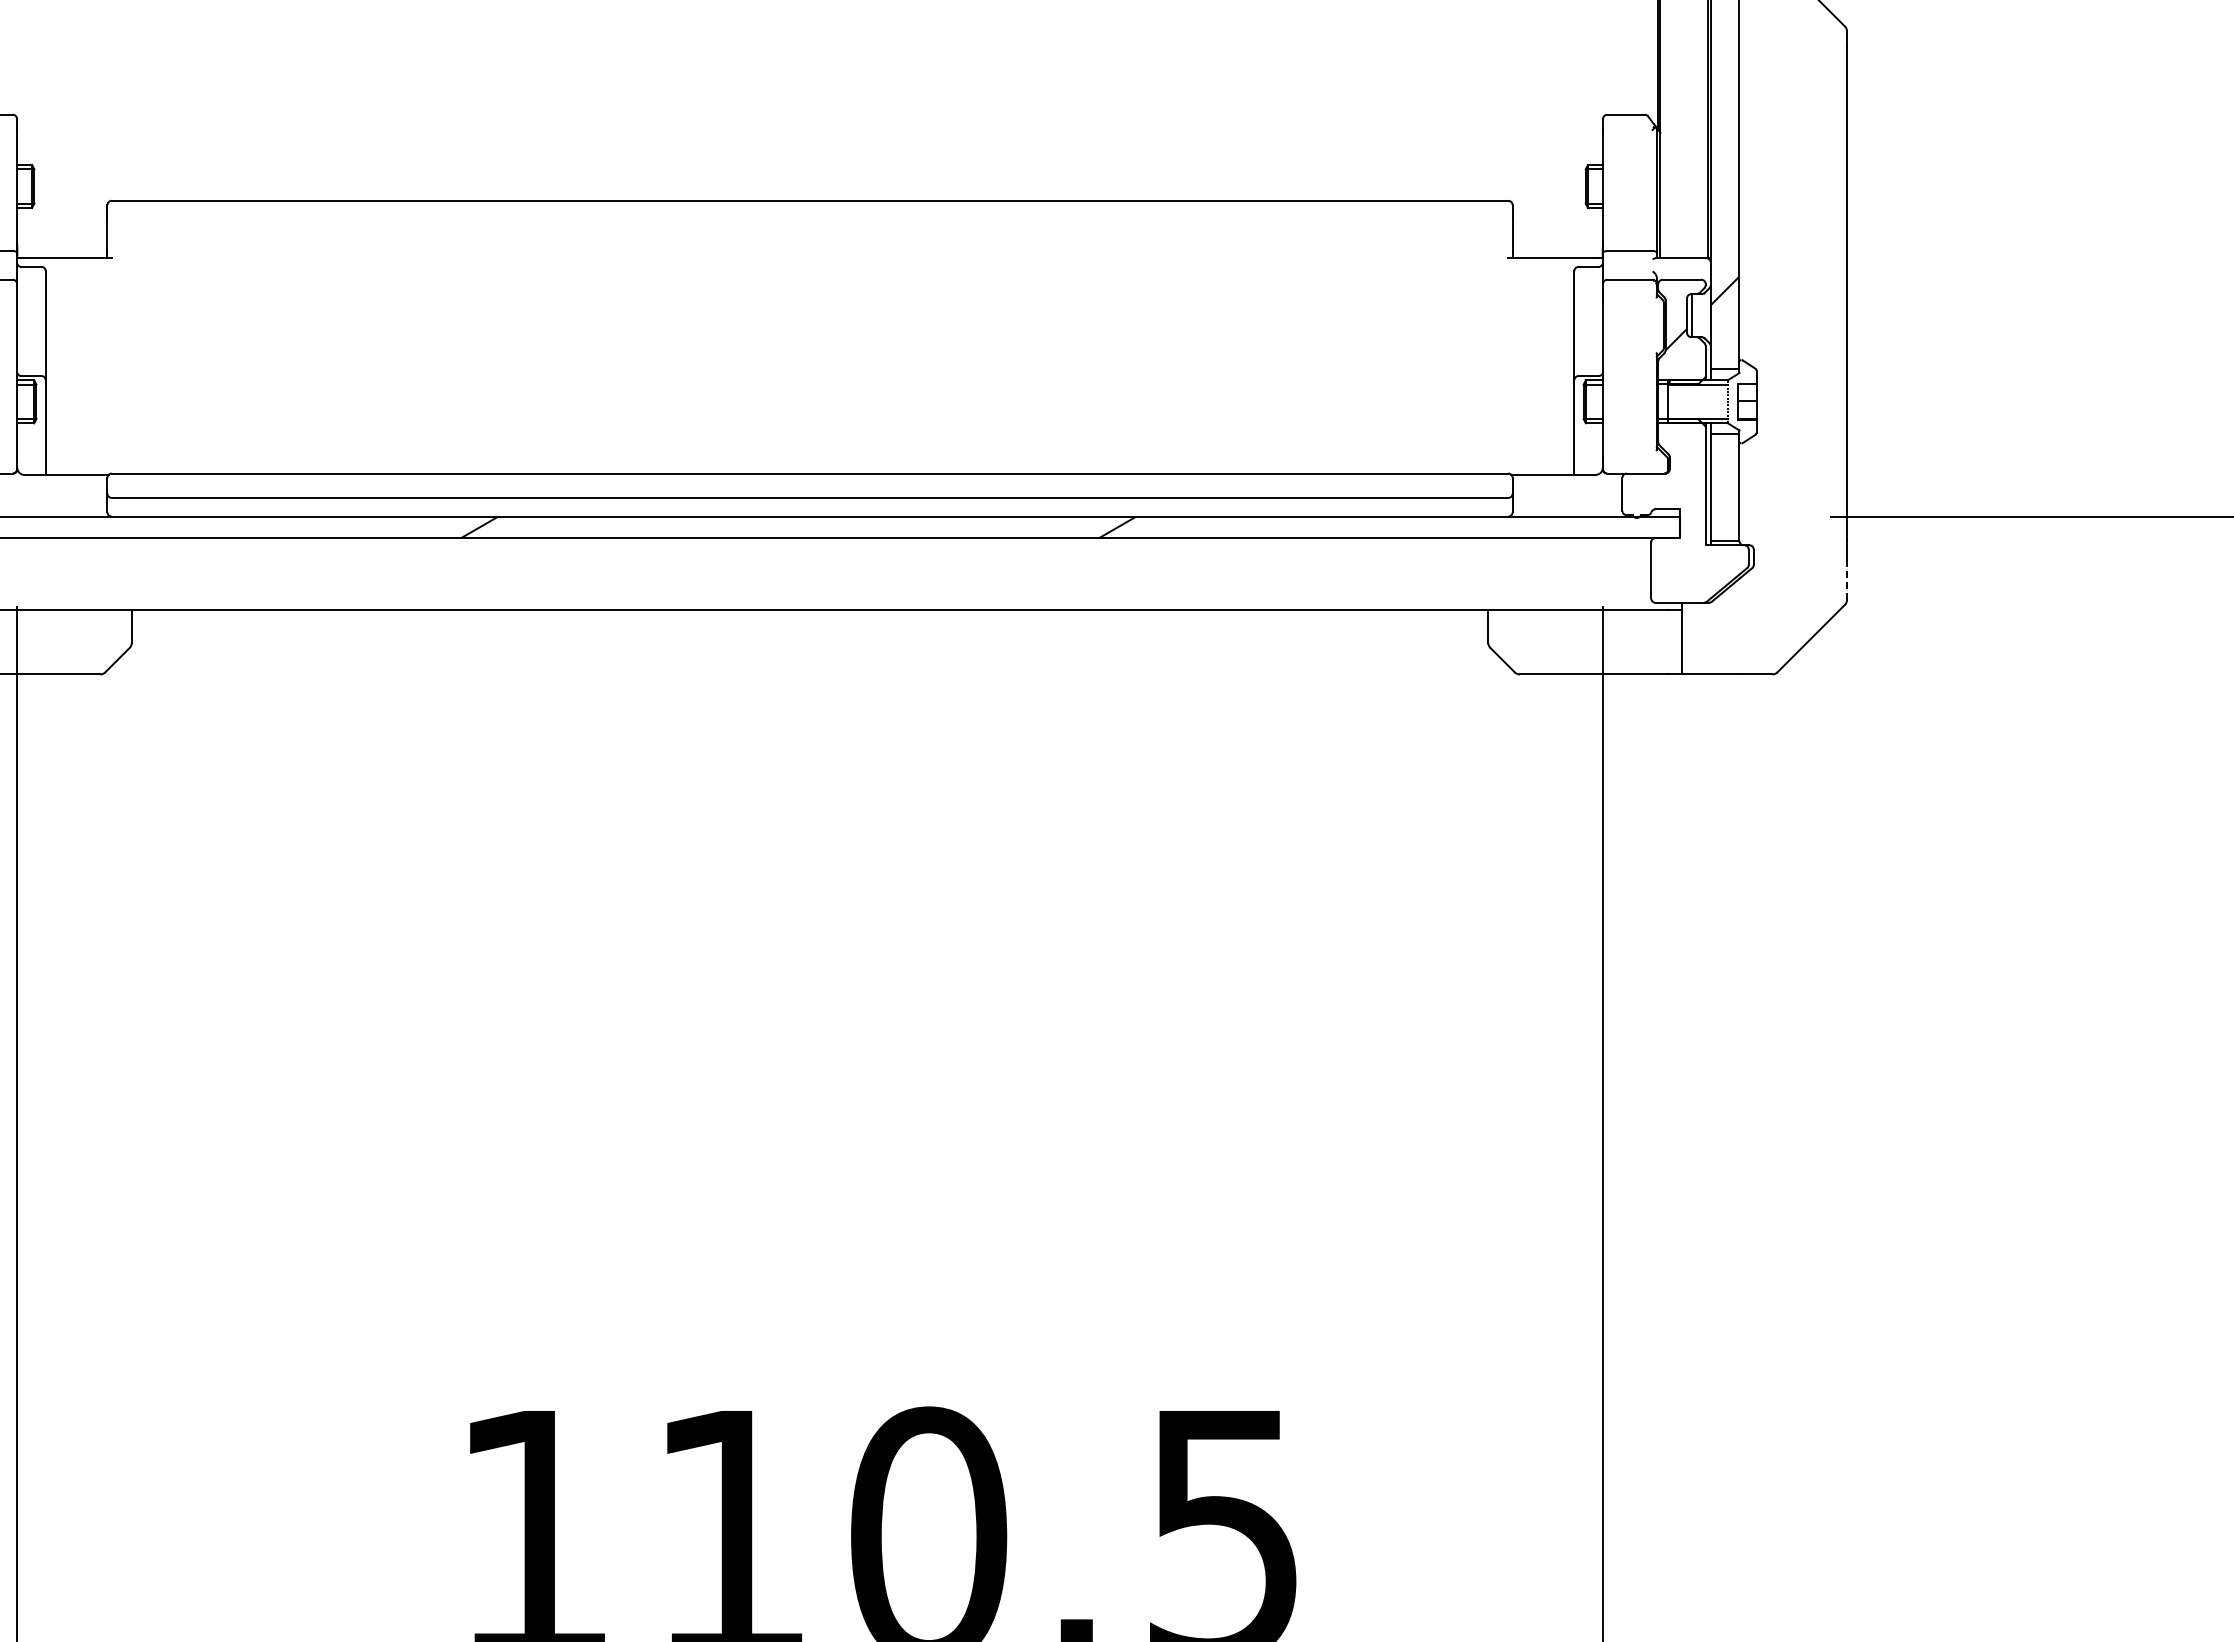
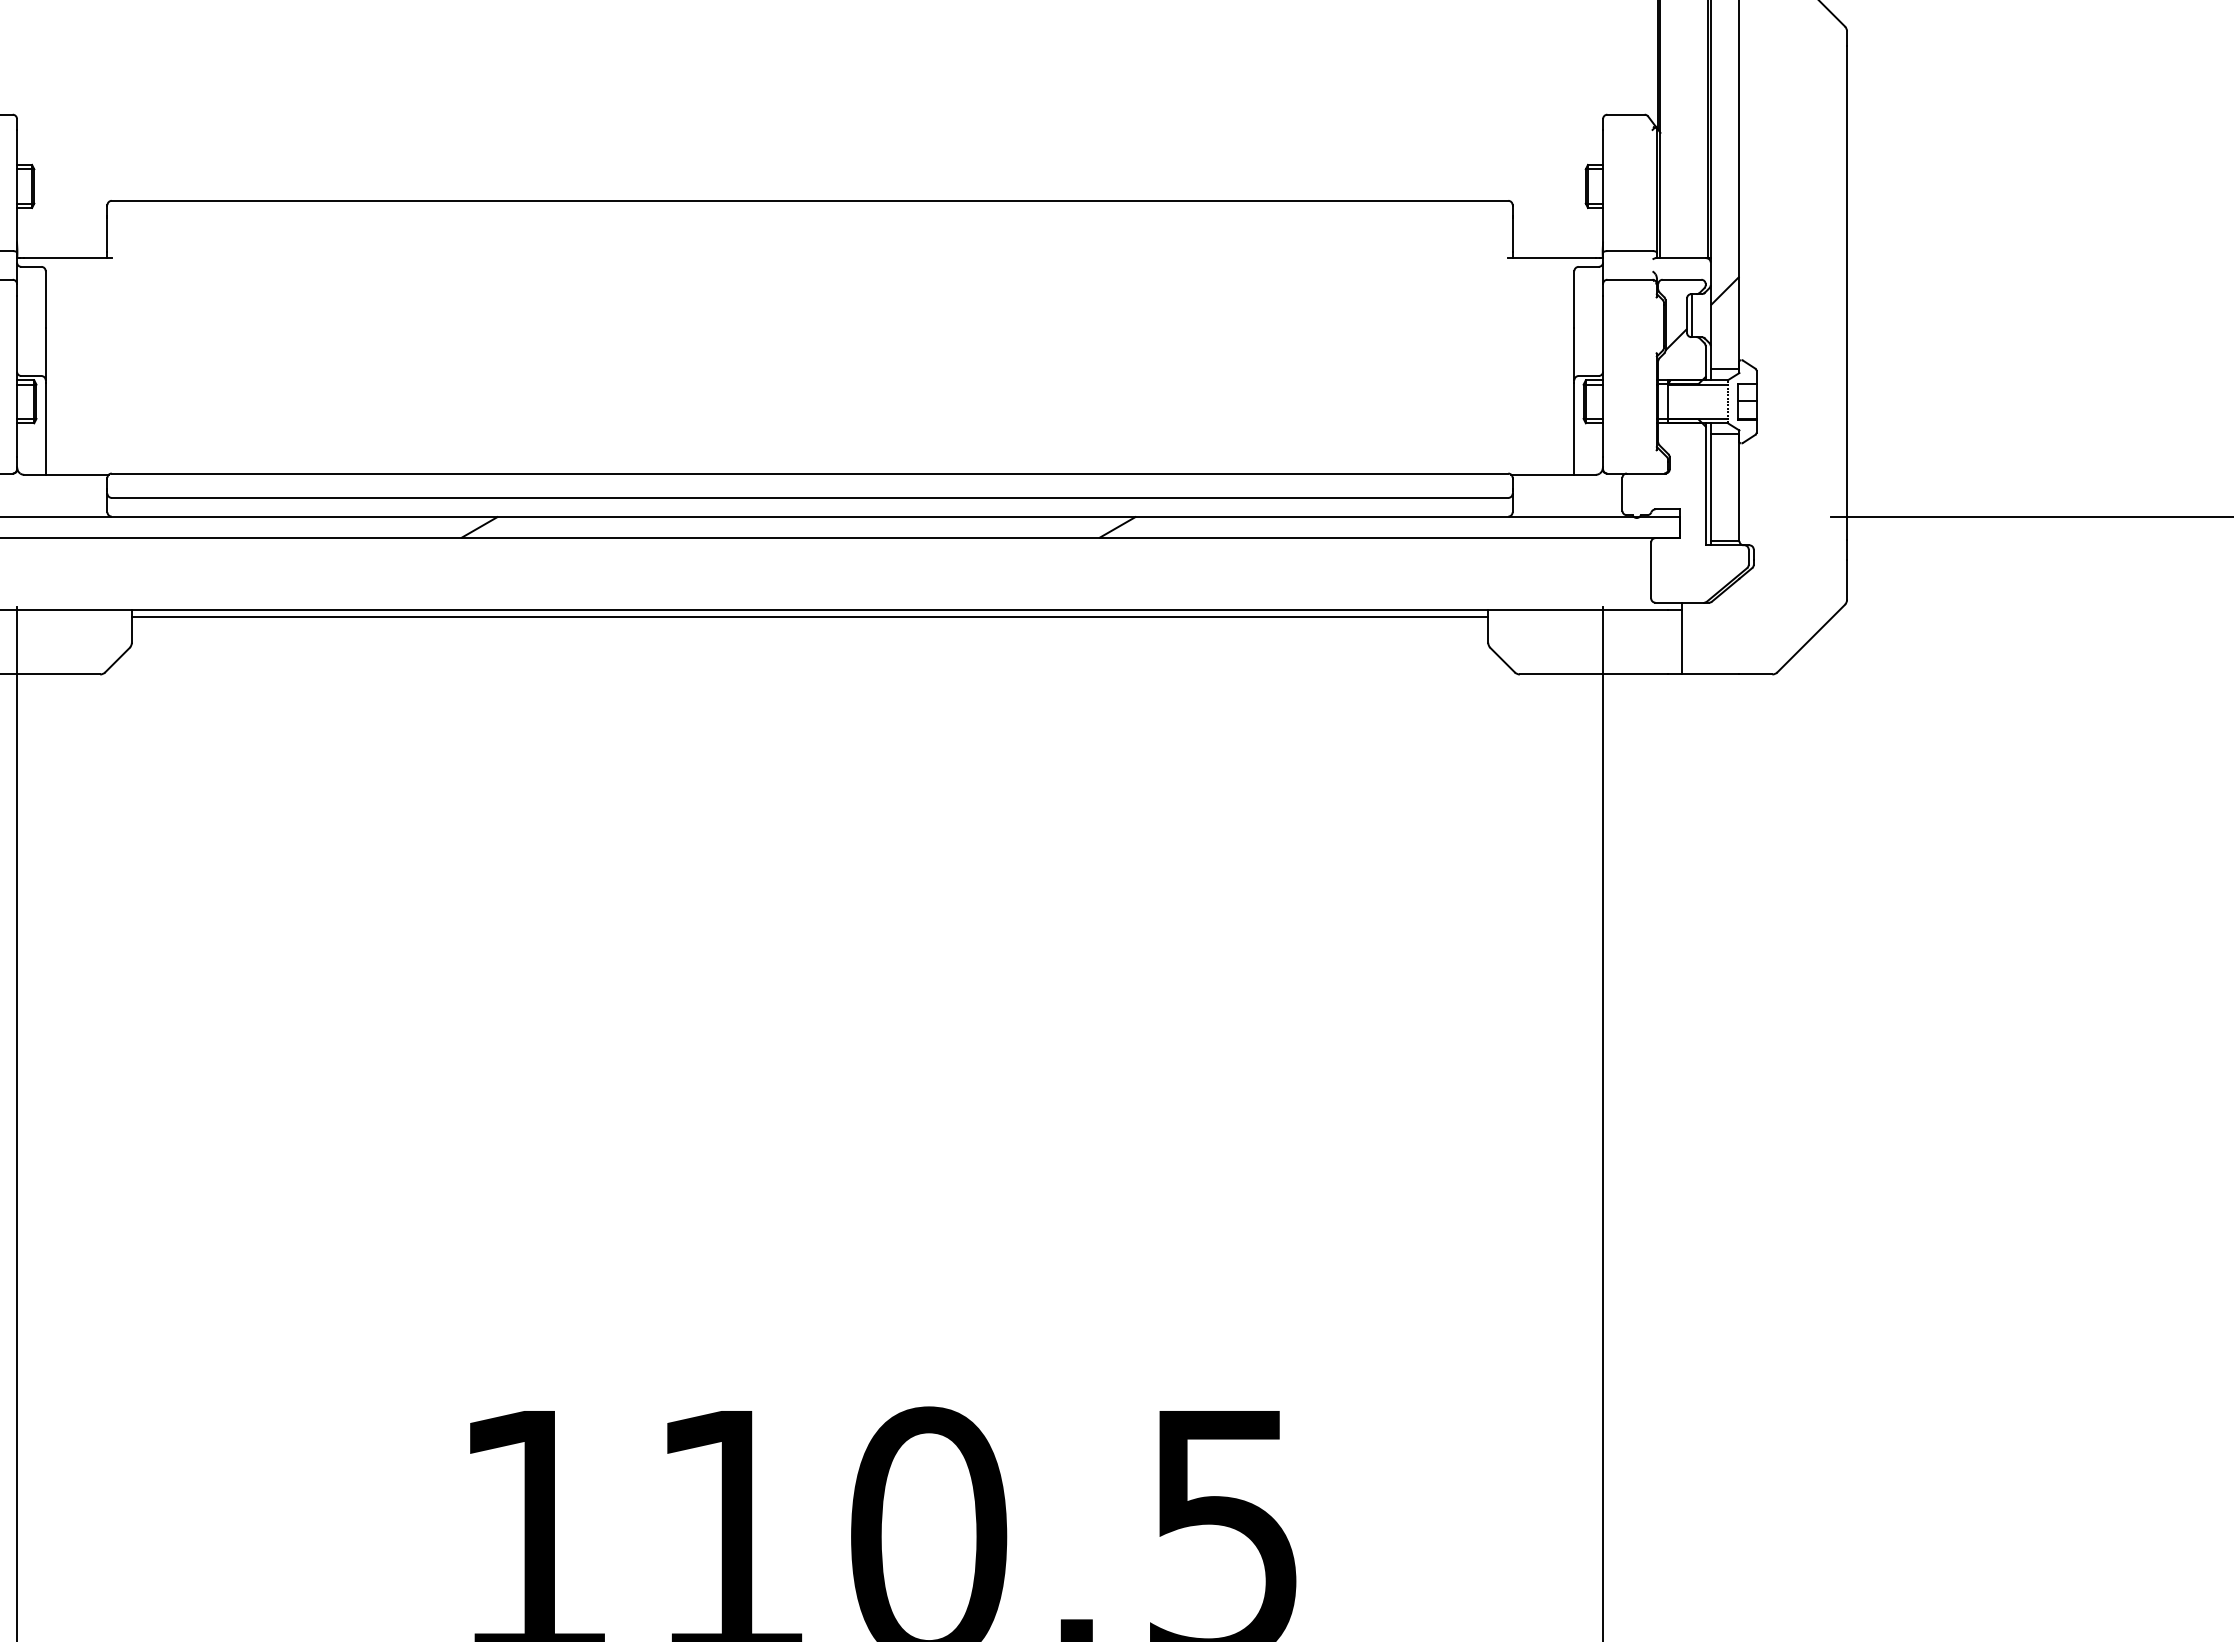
line: dashed -> solid (1847, 580)
line: none -> present (809, 617)
